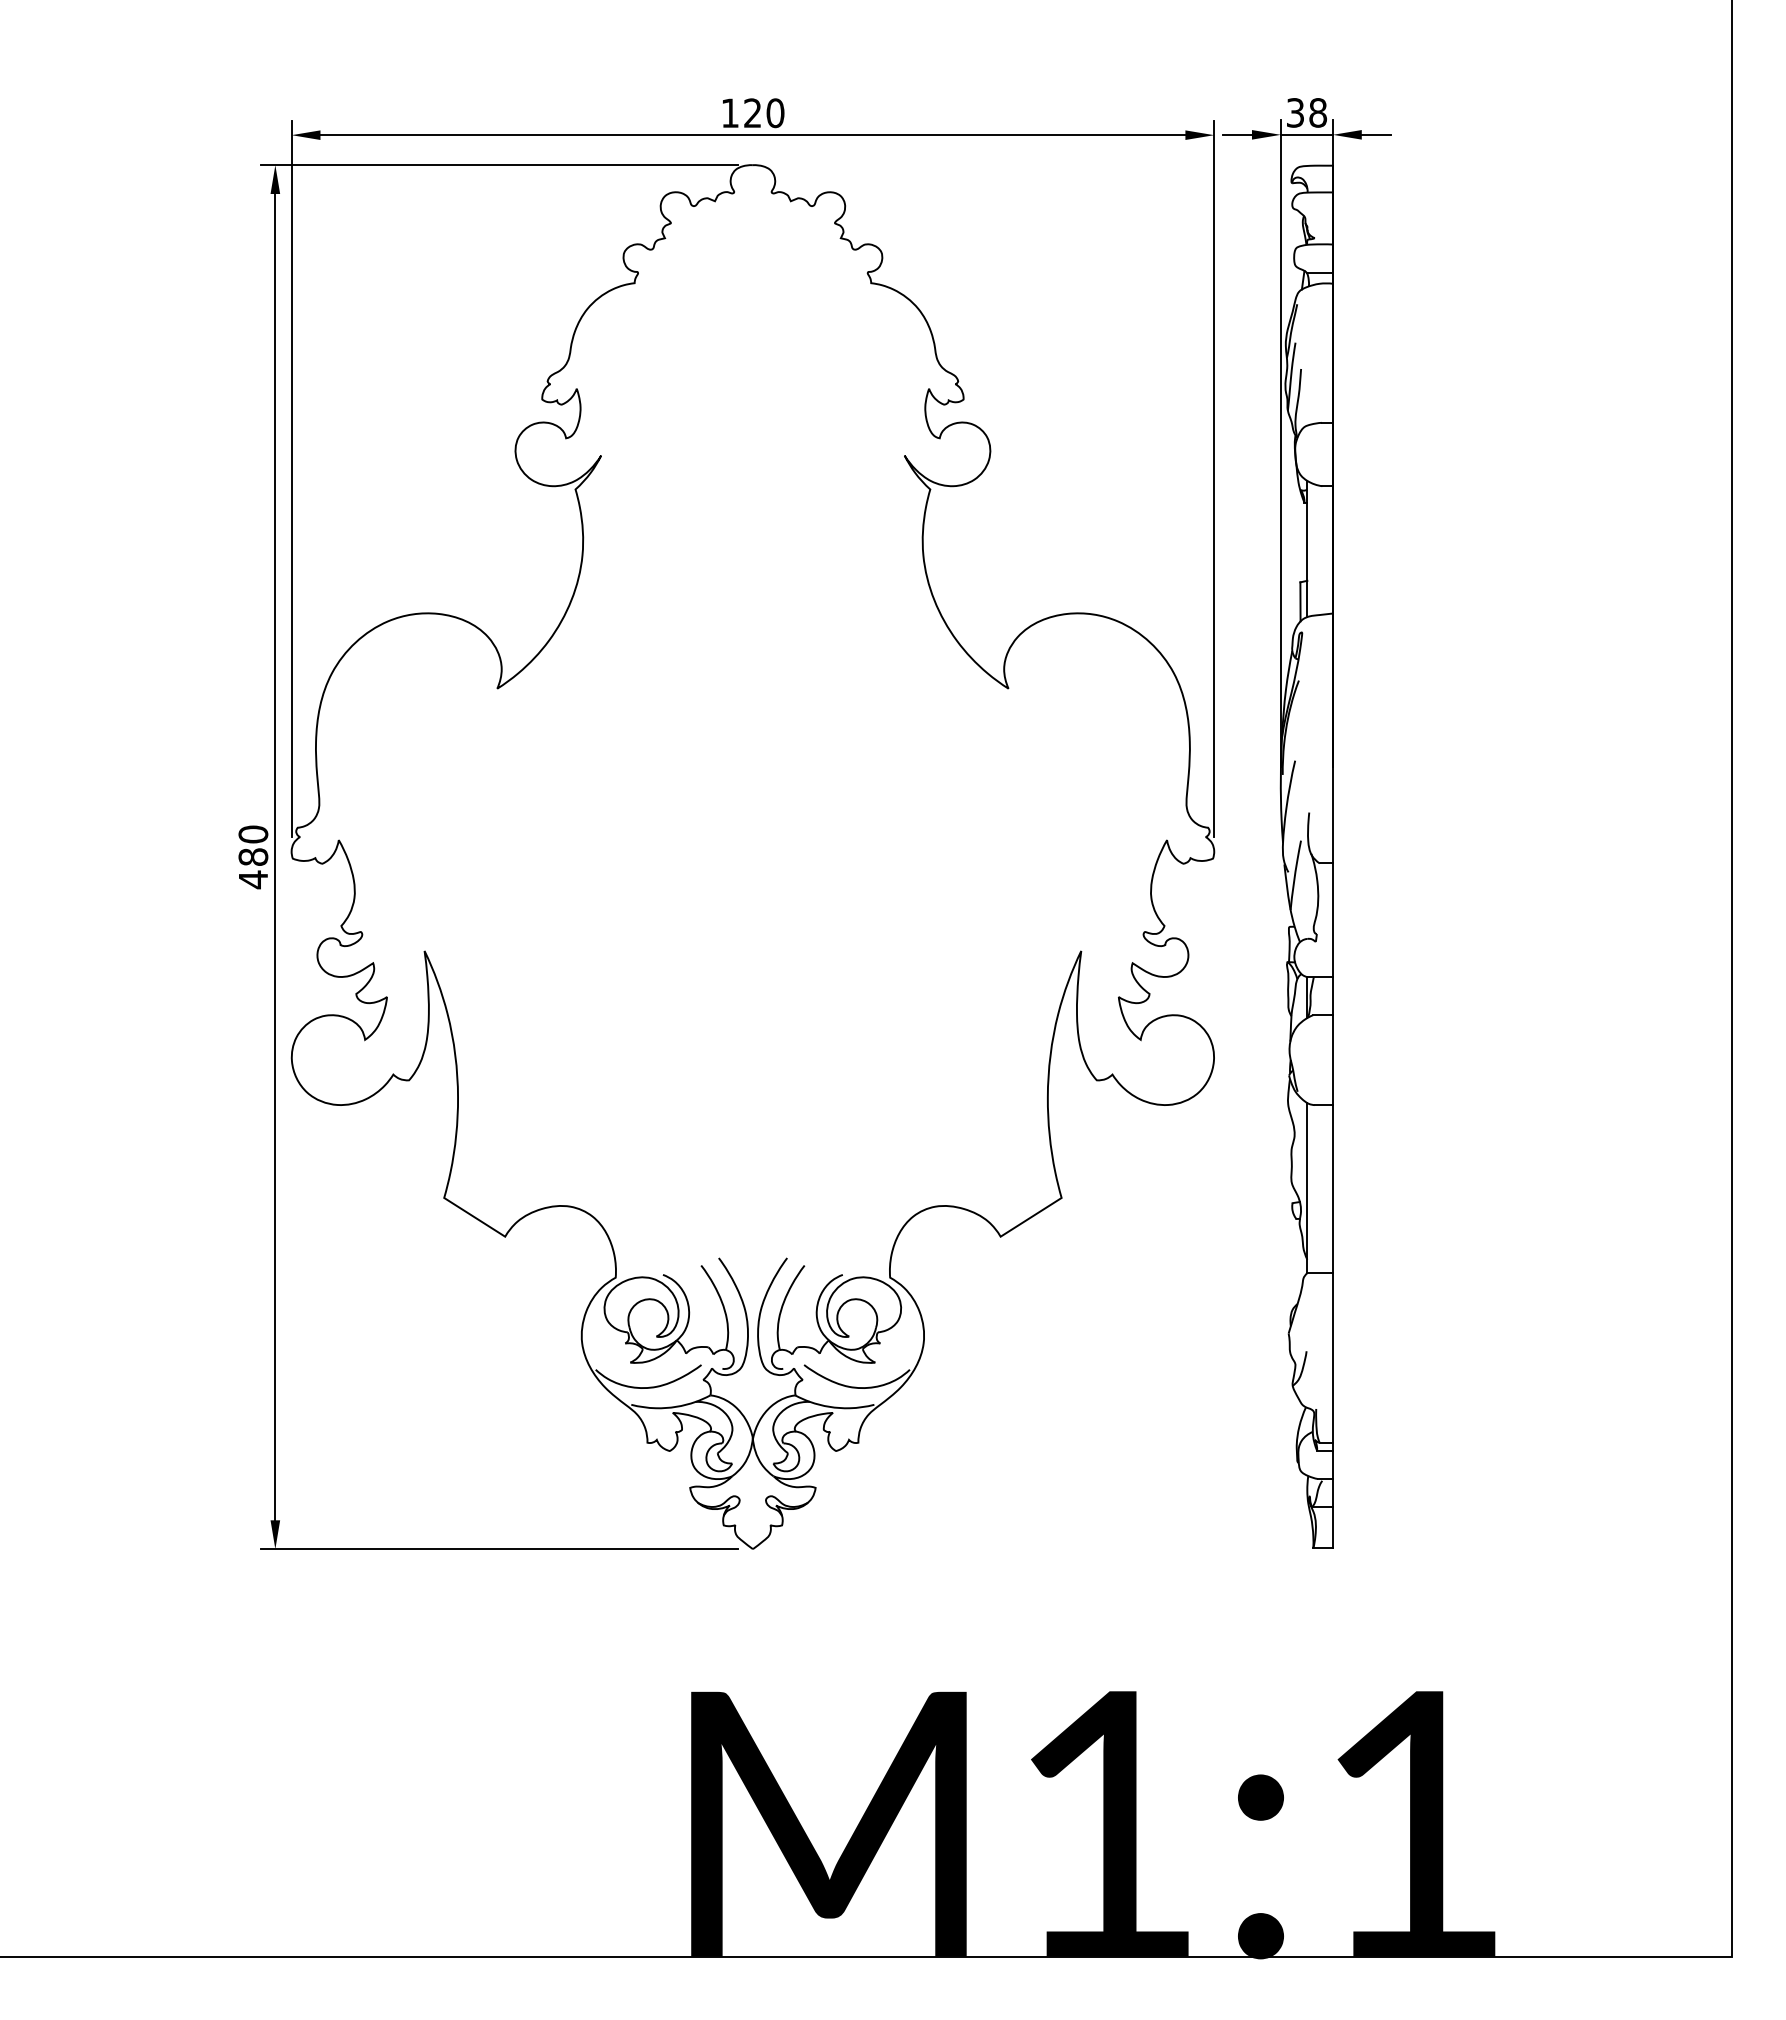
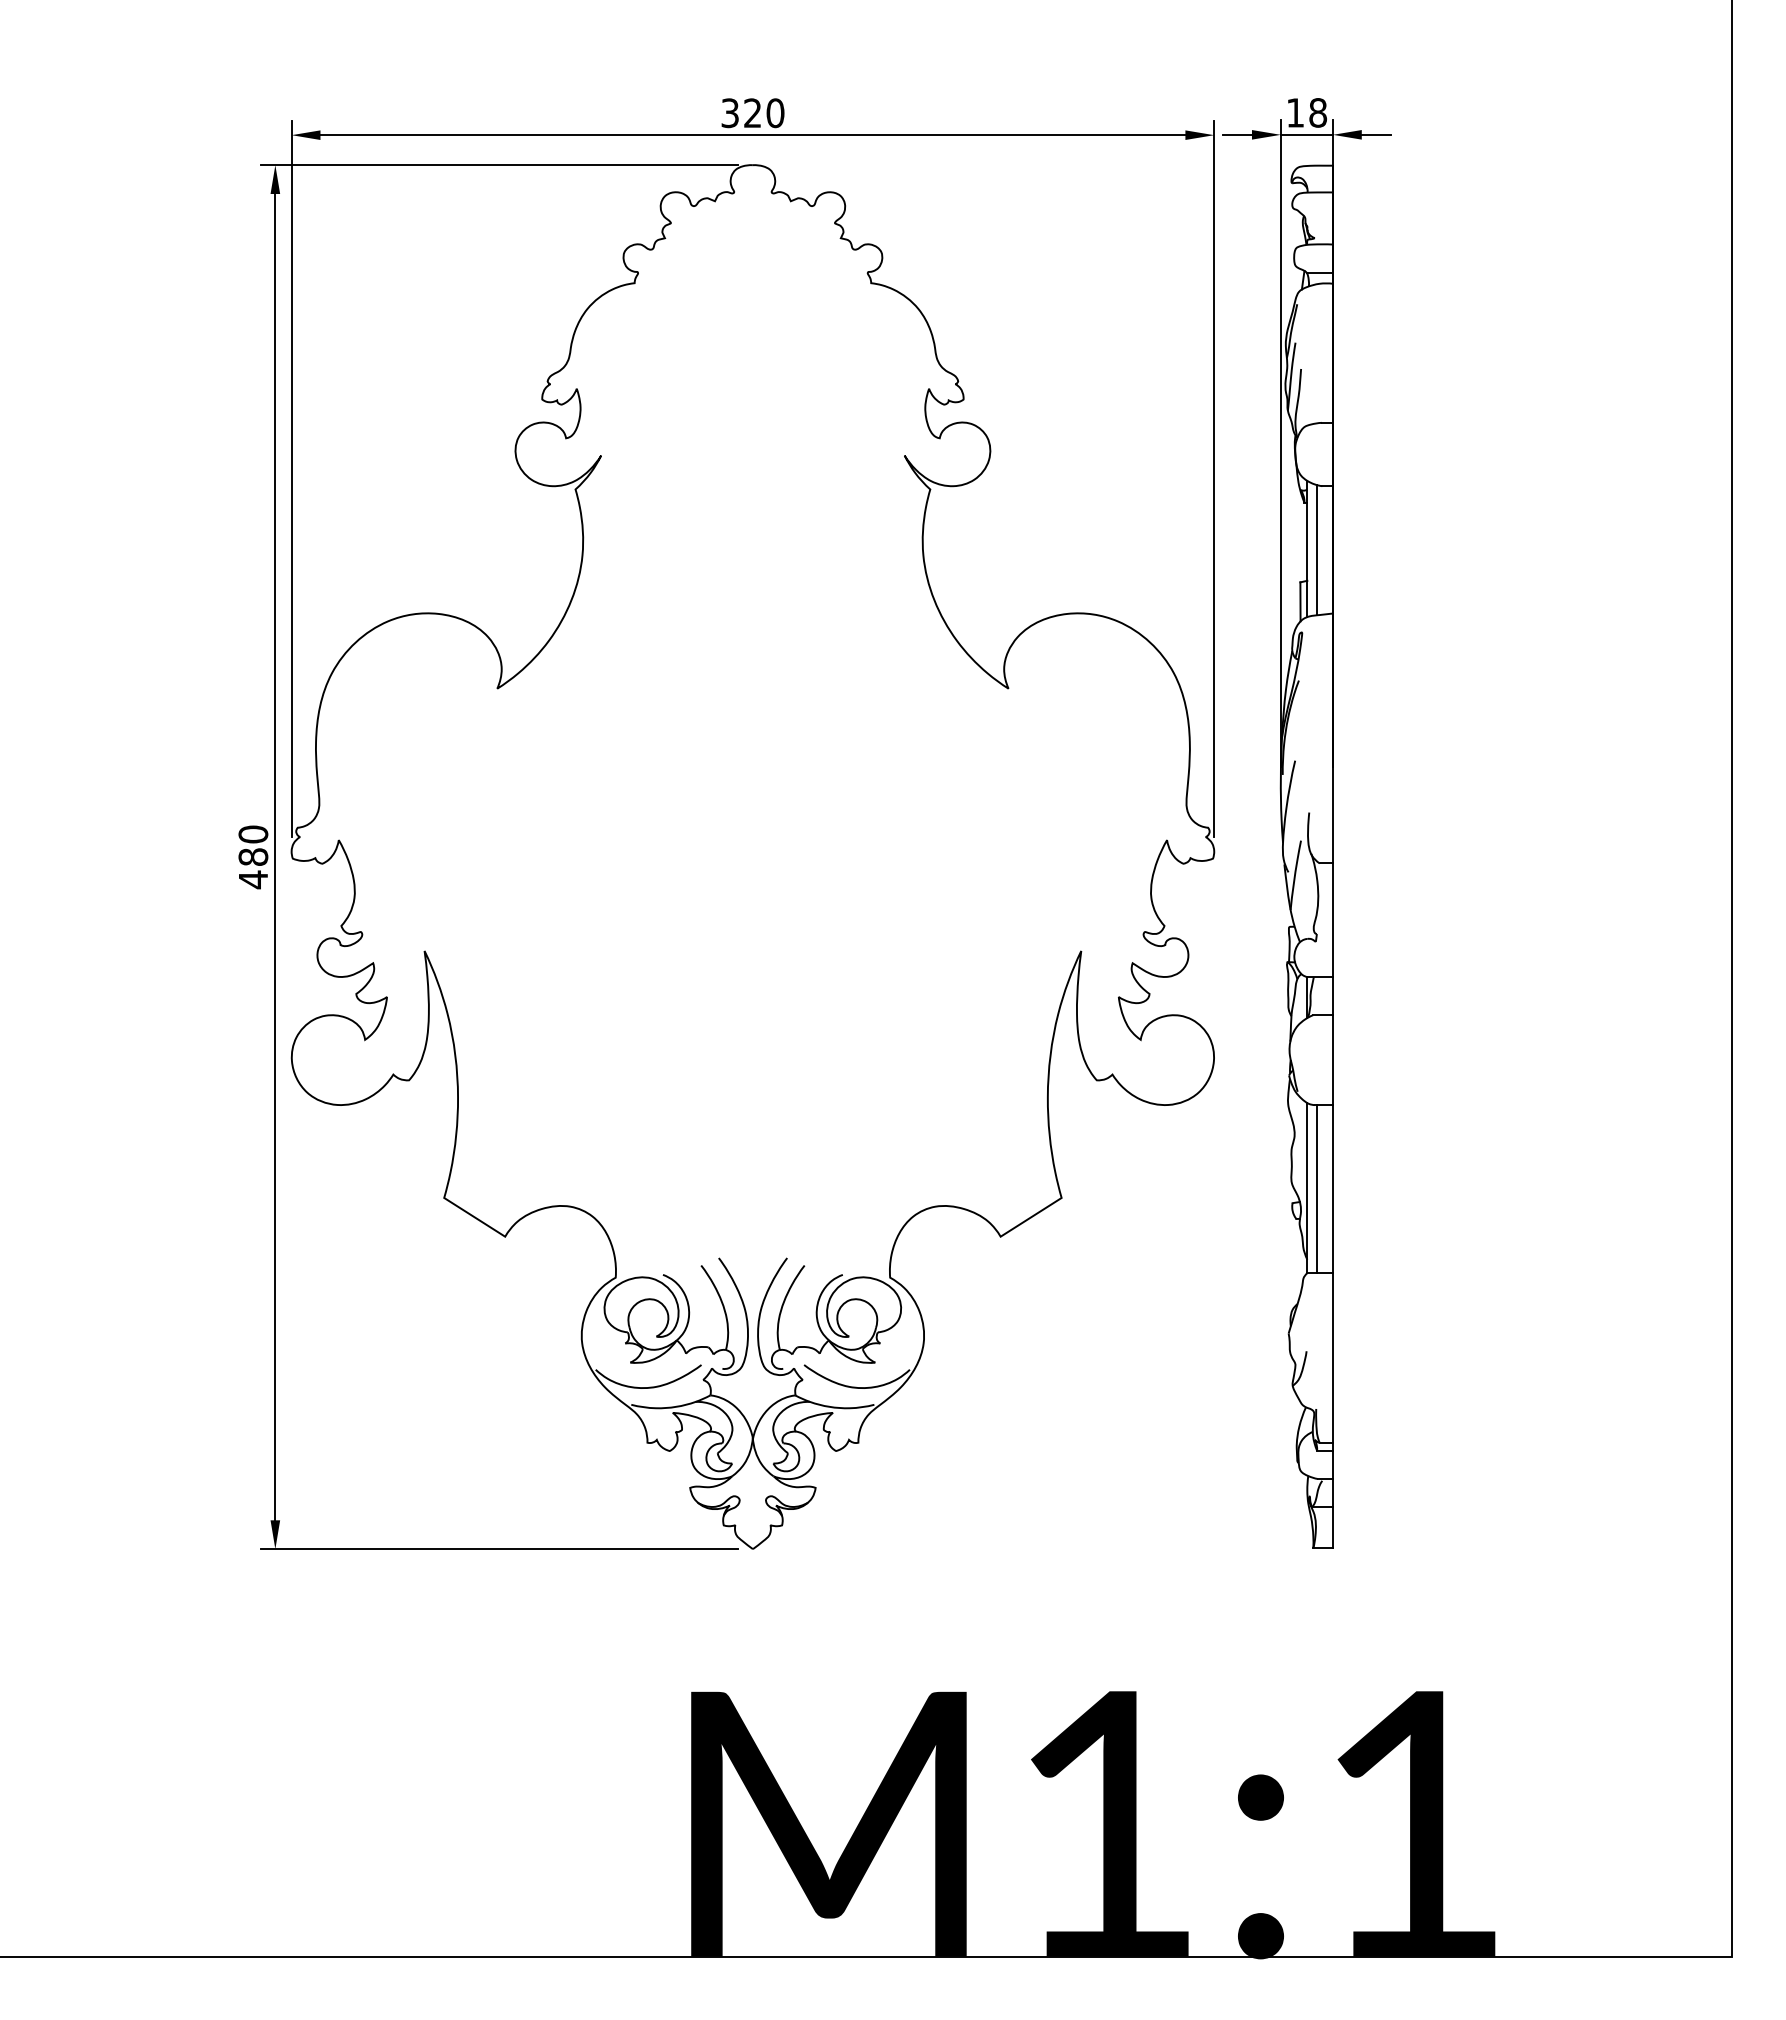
text: 38 -> 18 (1295, 112)
text: 120 -> 320 (729, 113)
line: none -> present (1317, 549)
line: none -> present (1317, 1189)
